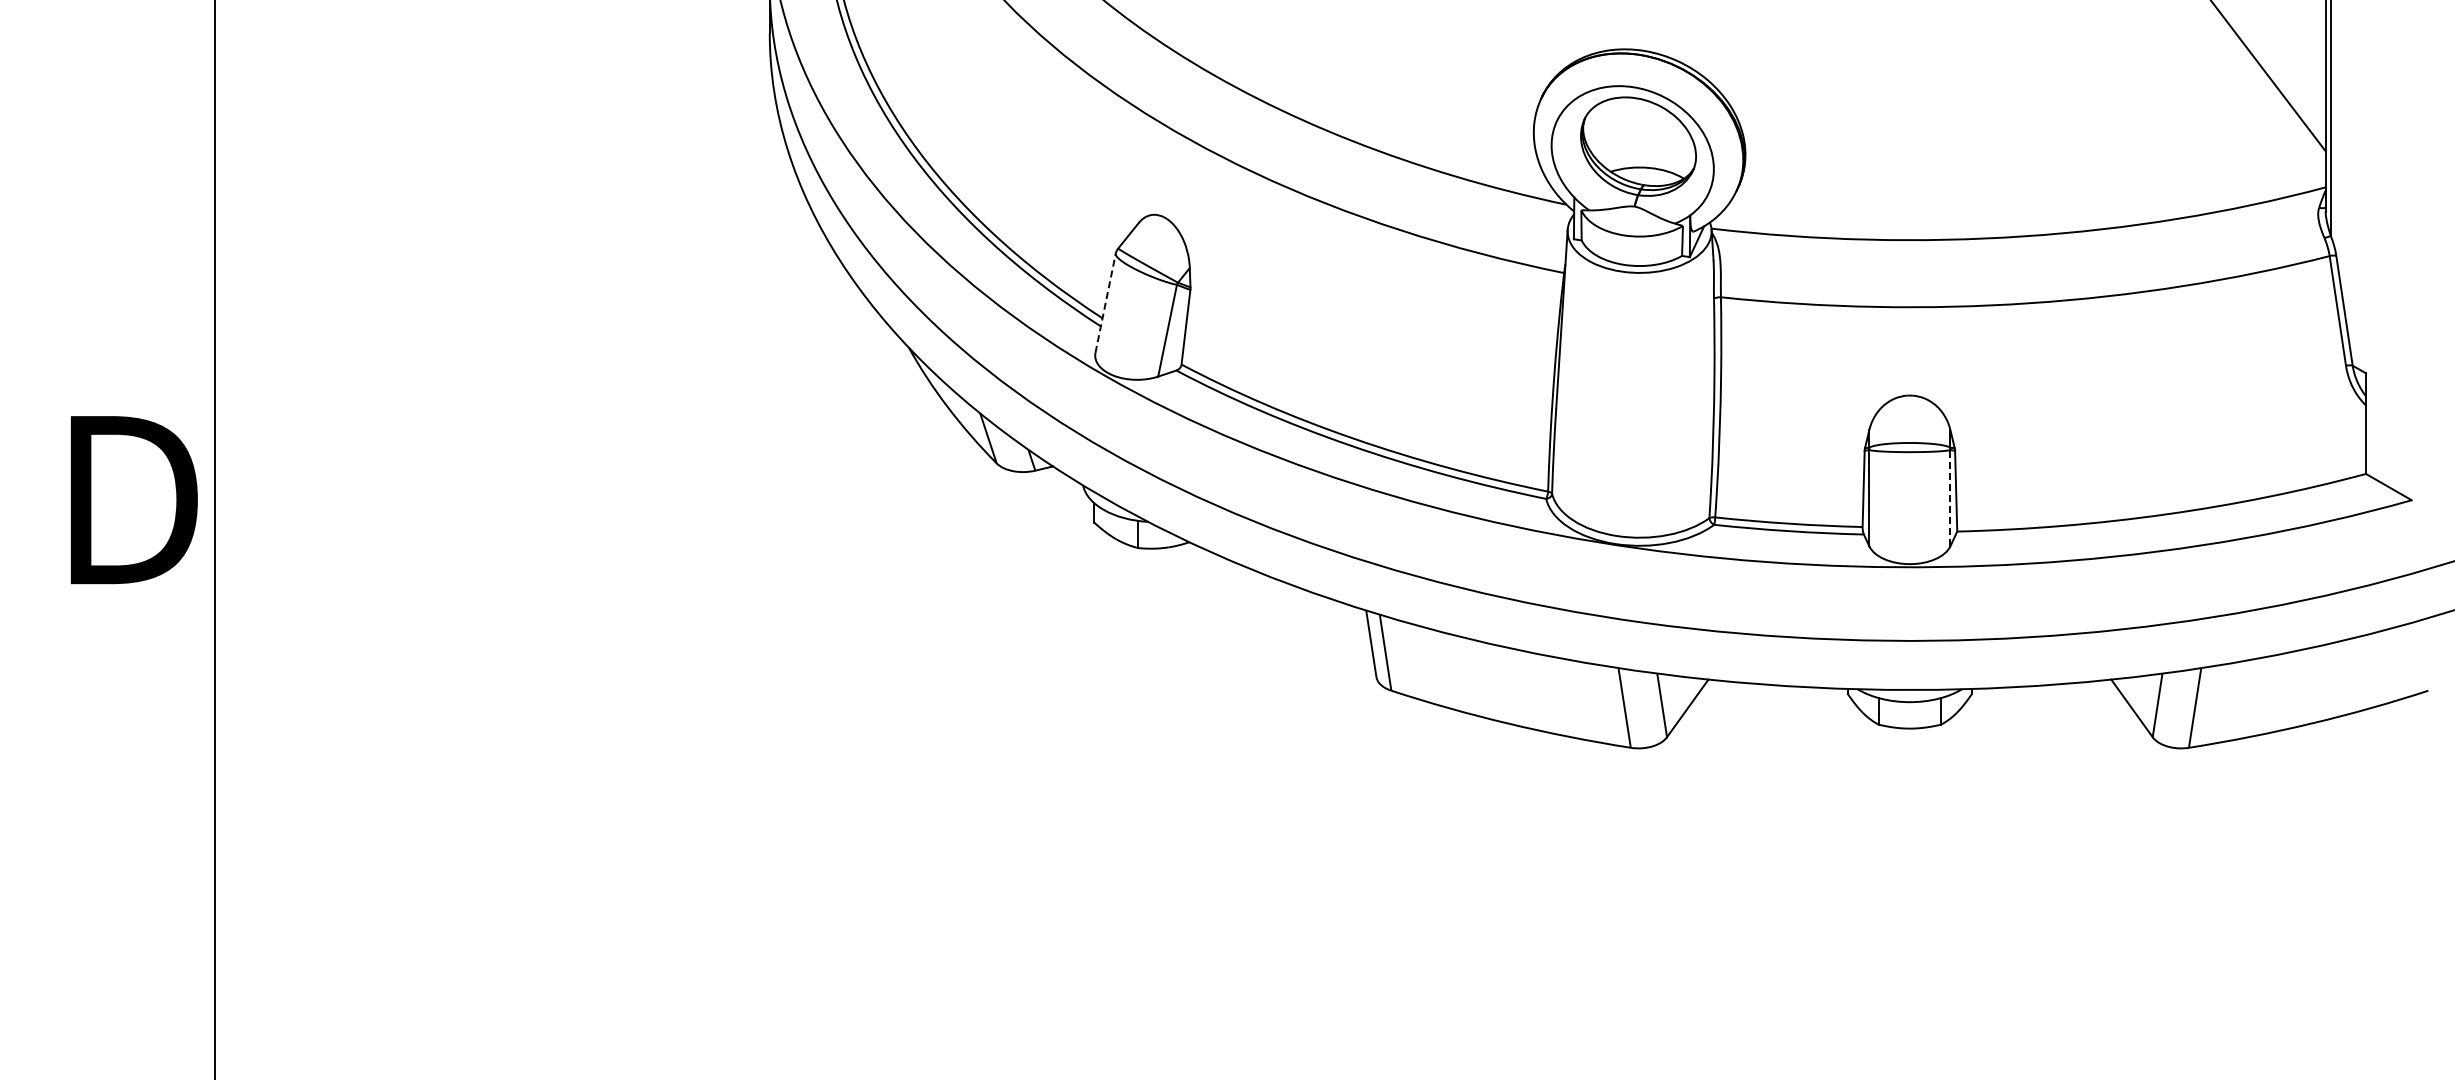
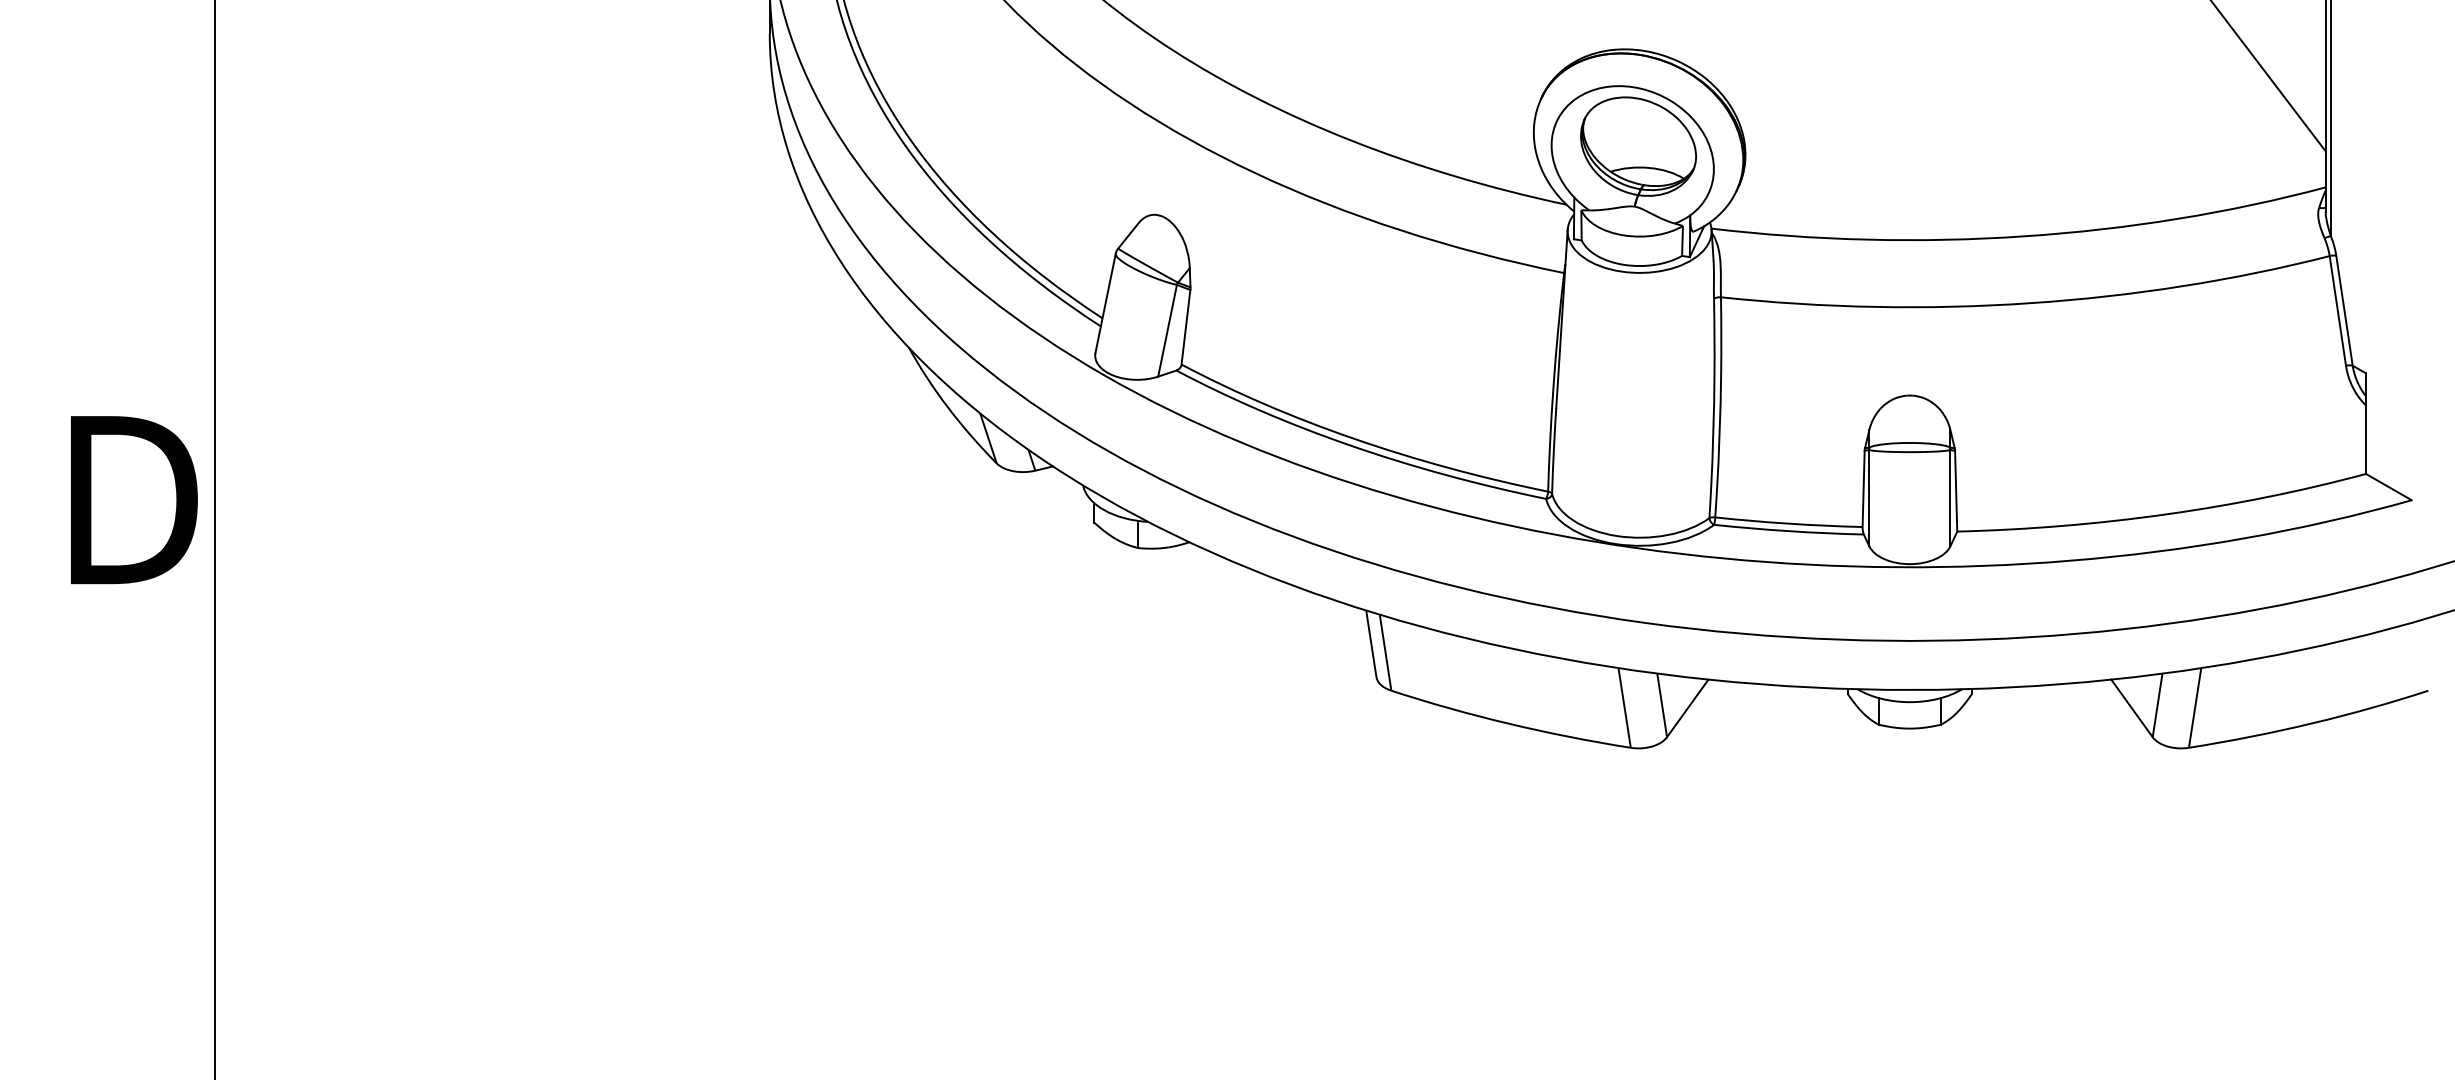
line: dashed -> solid (1105, 303)
line: dashed -> solid (1950, 497)
